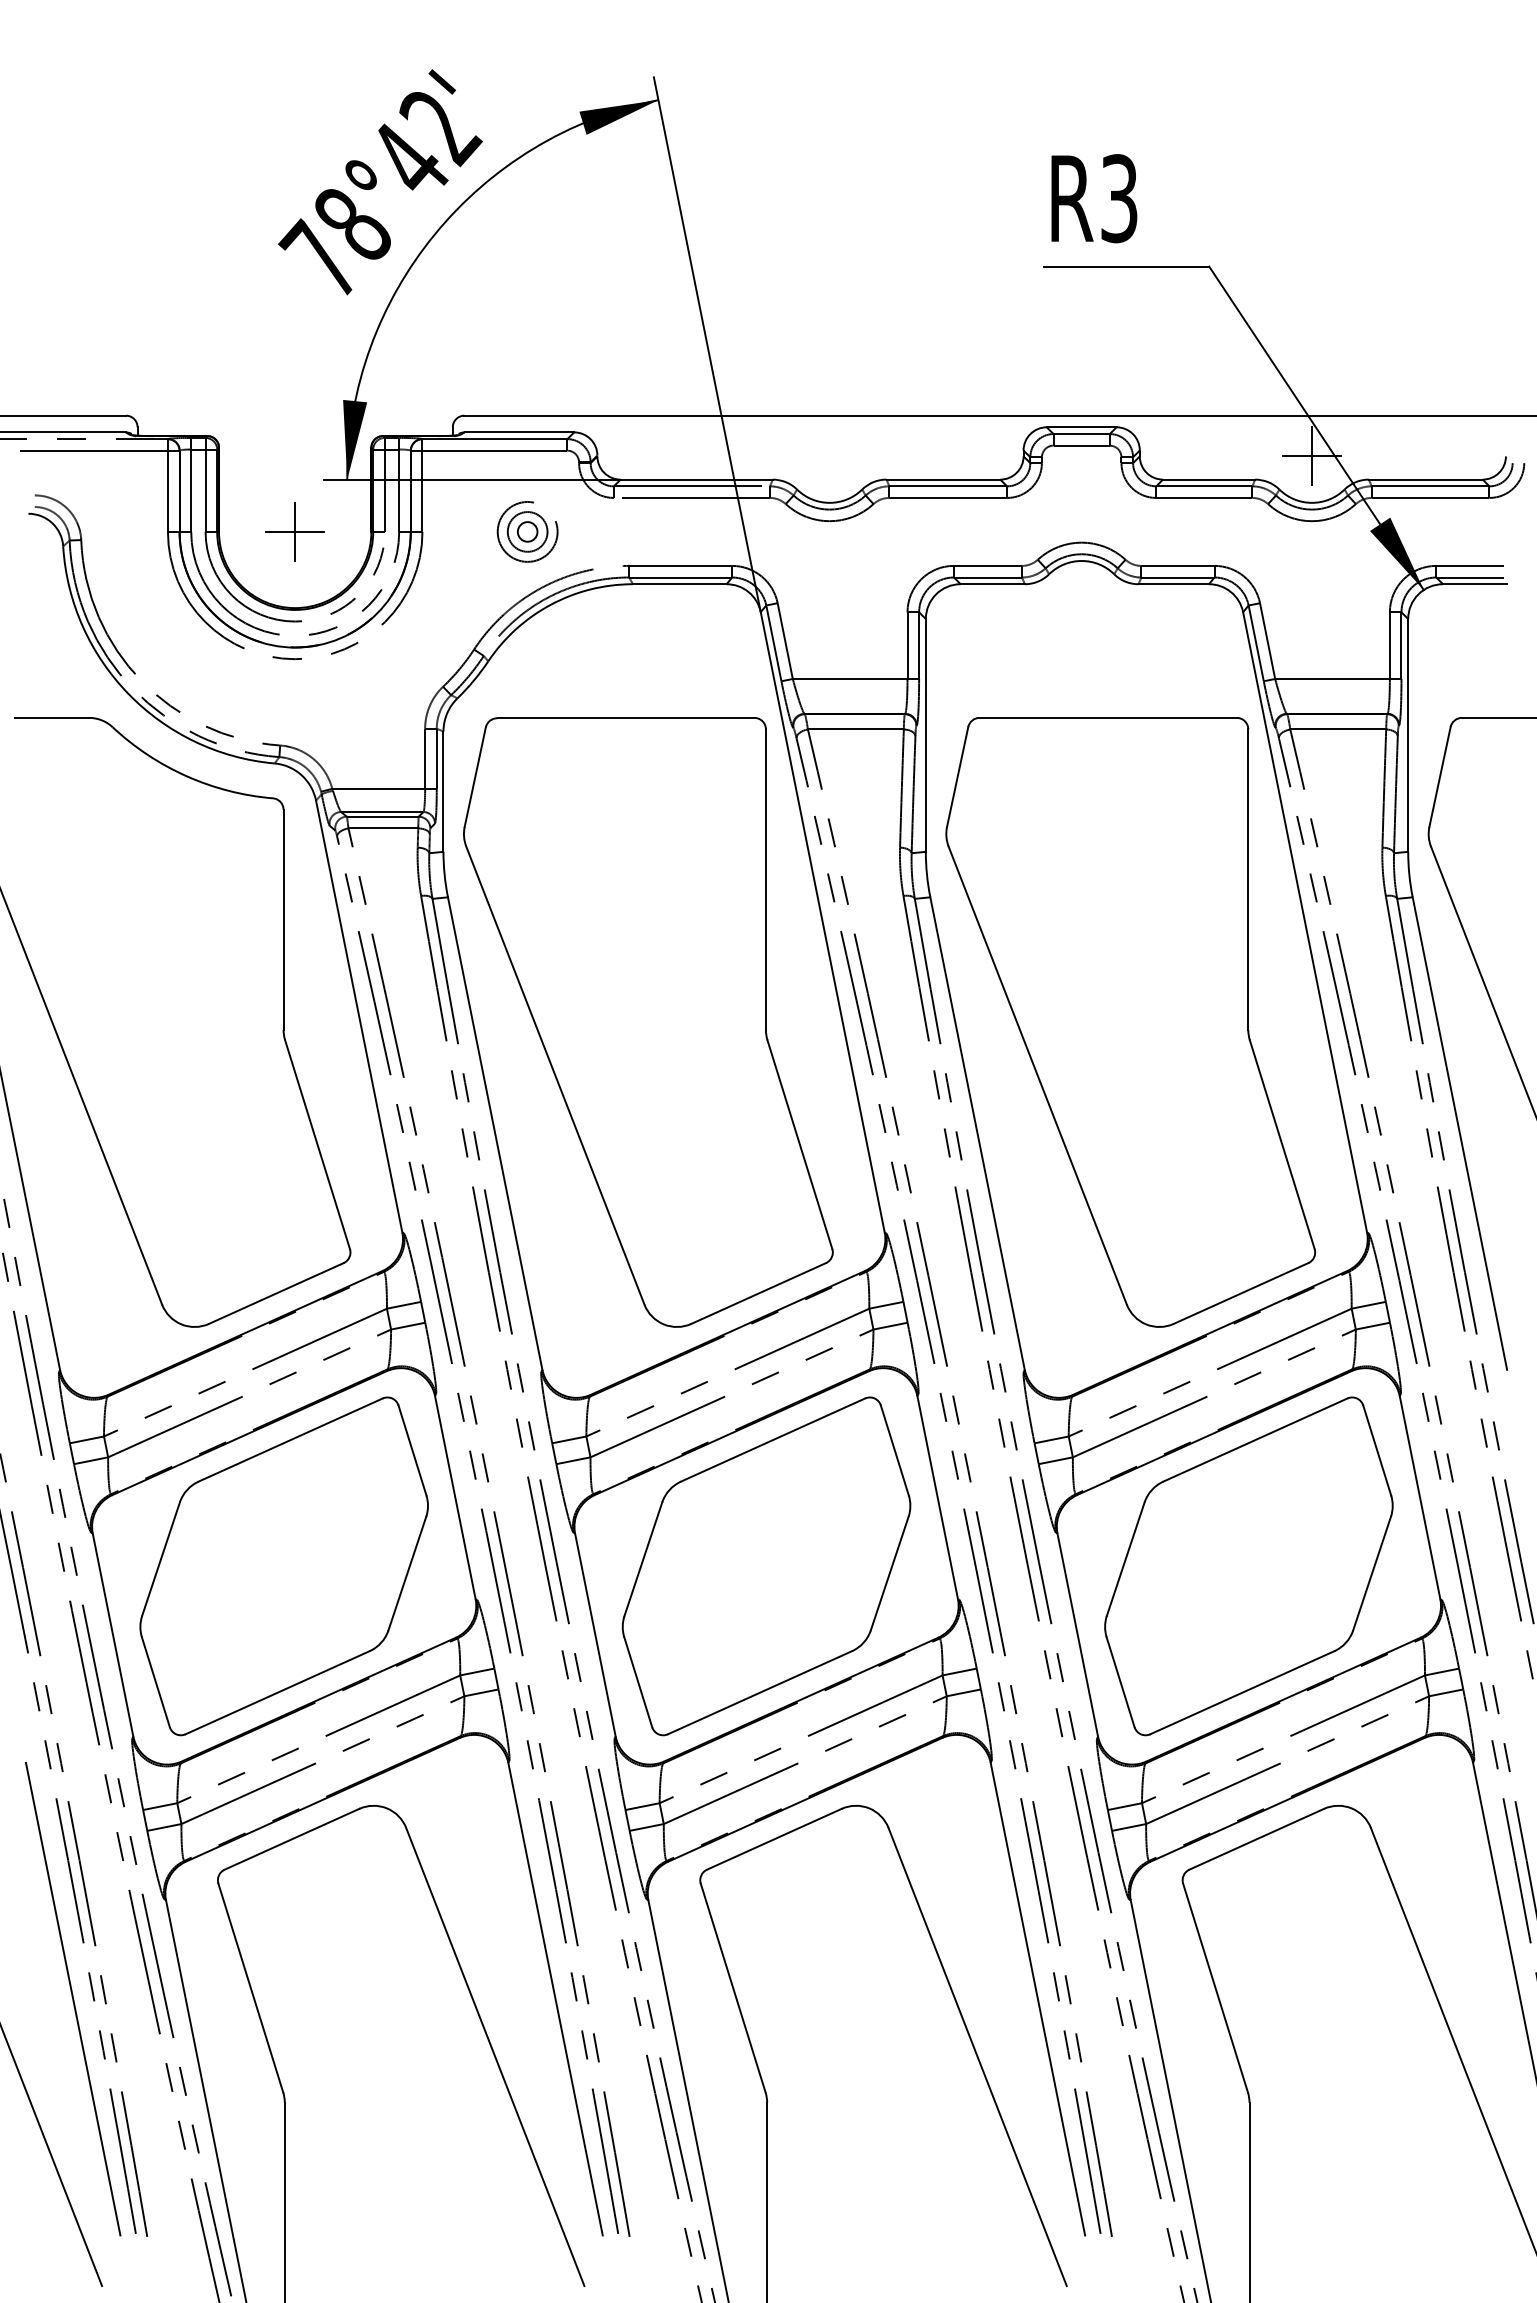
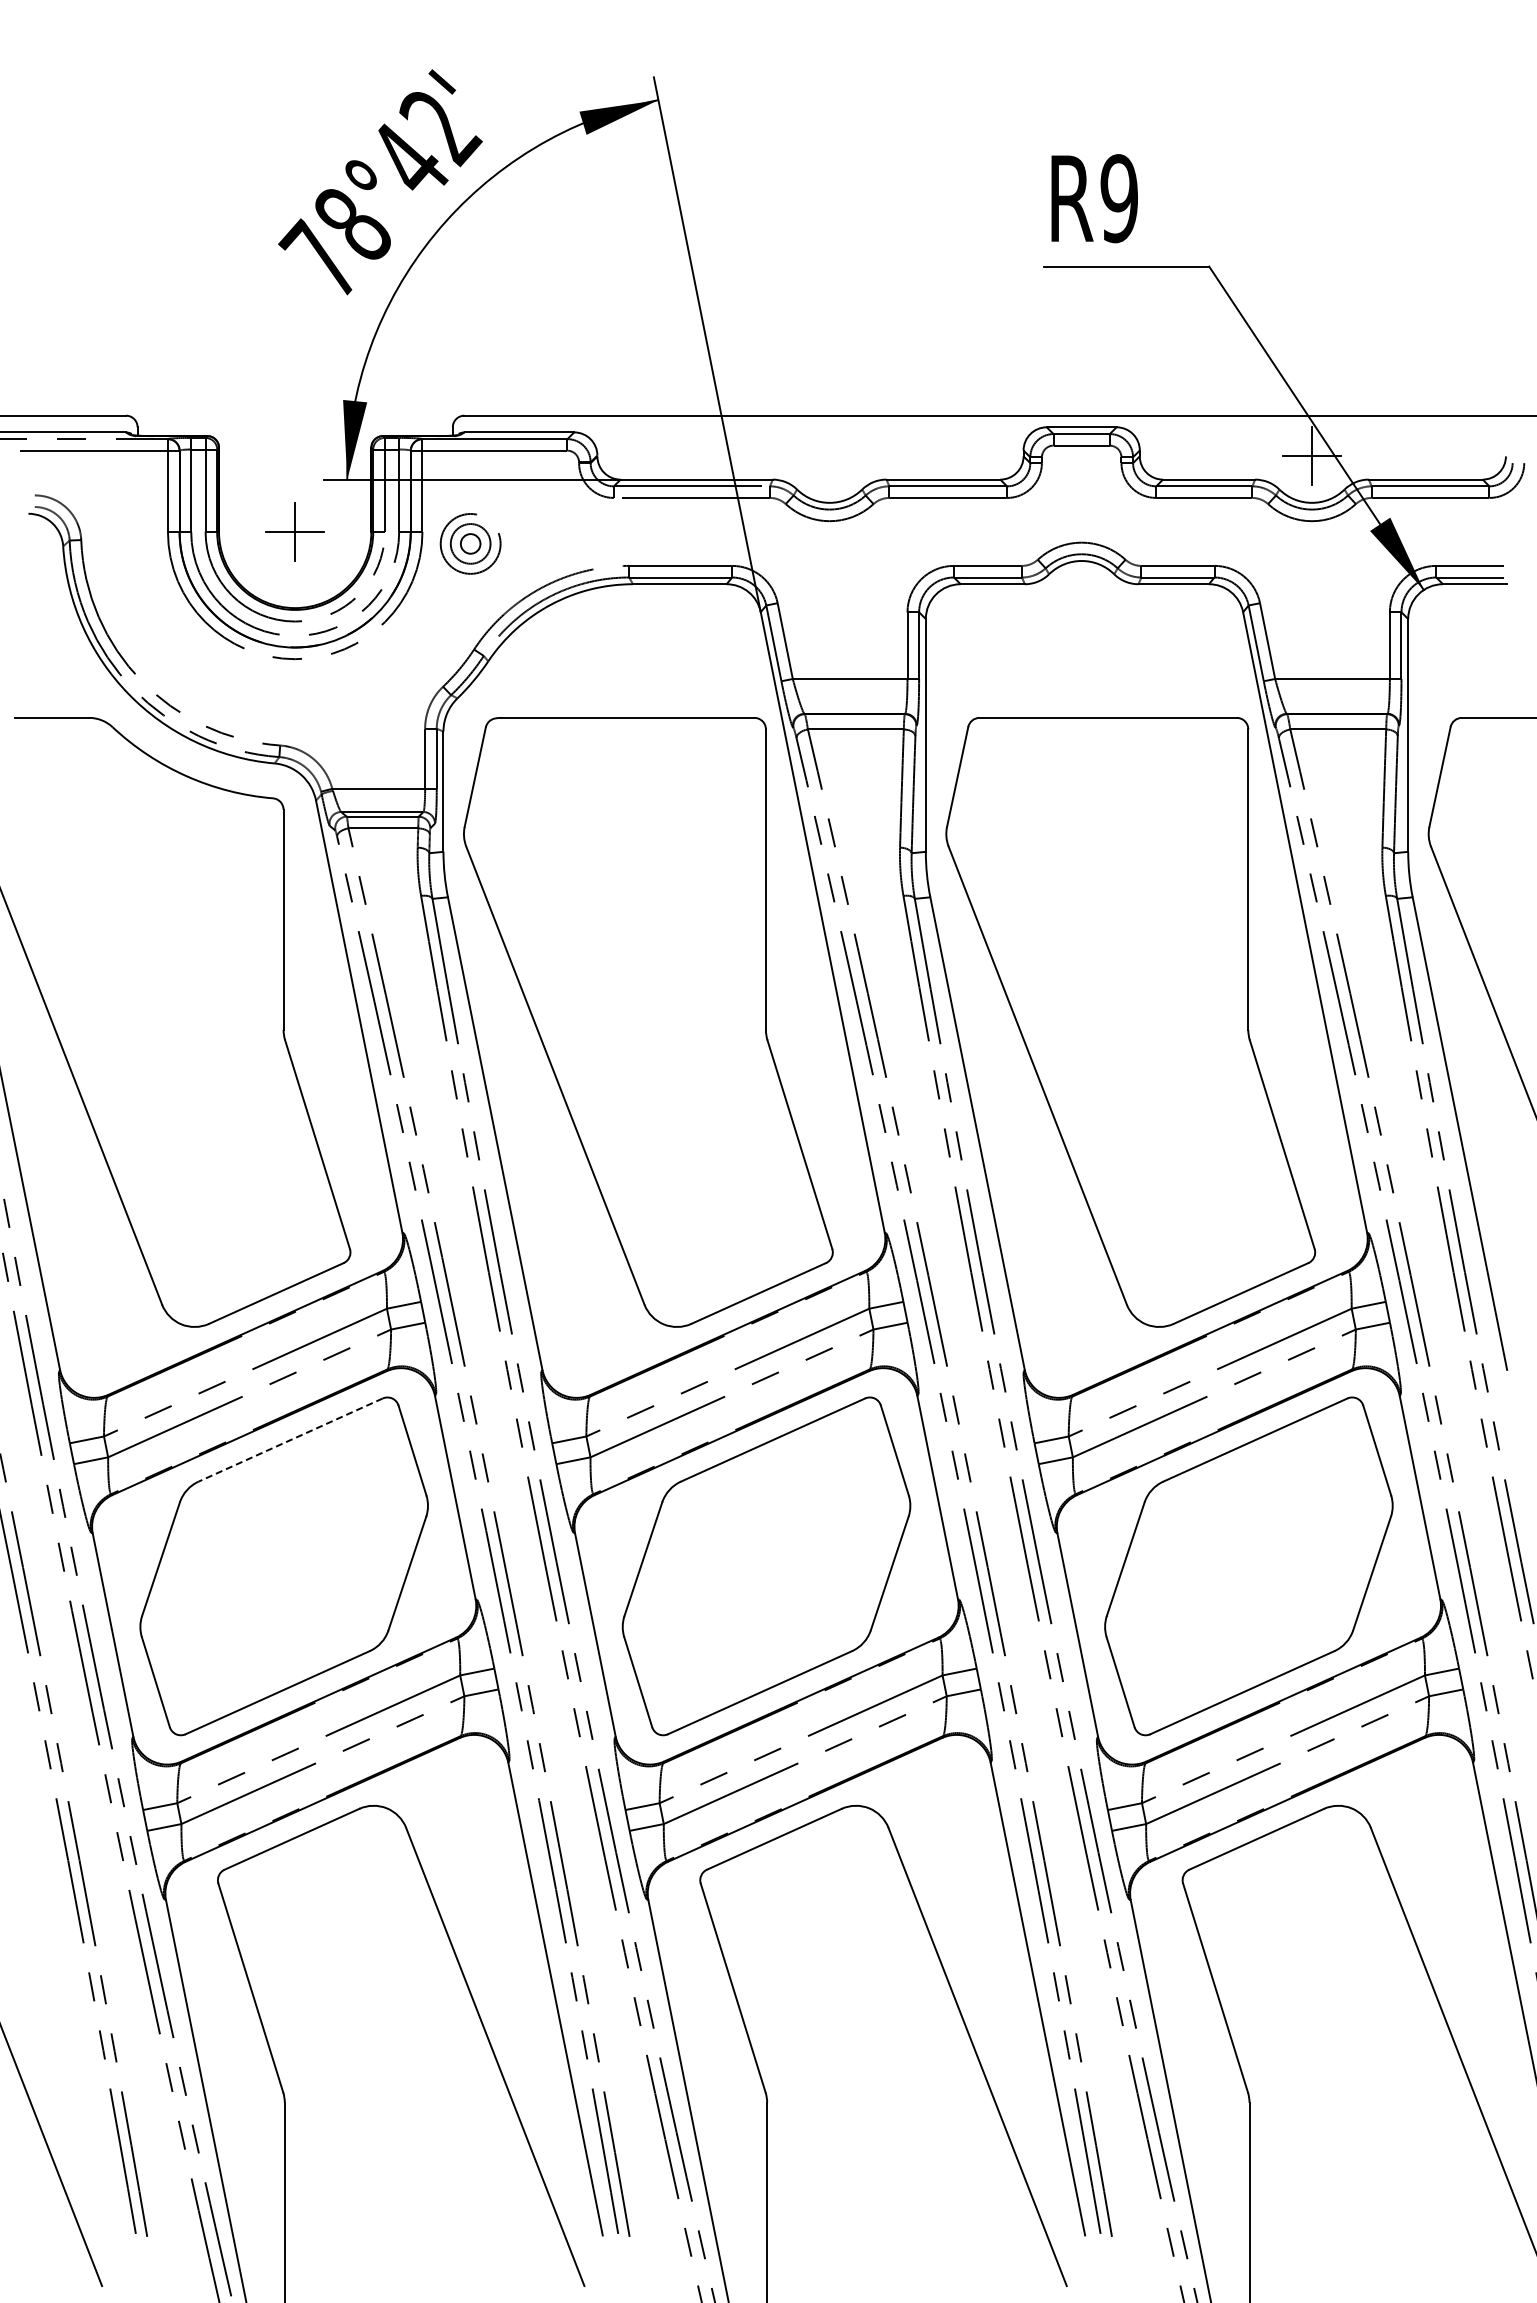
text: R3 -> R9 (1118, 198)
part position: (527, 531) -> (470, 543) (470, 543)
line: solid -> dashed (290, 1440)
line: present -> none (72, 1998)
